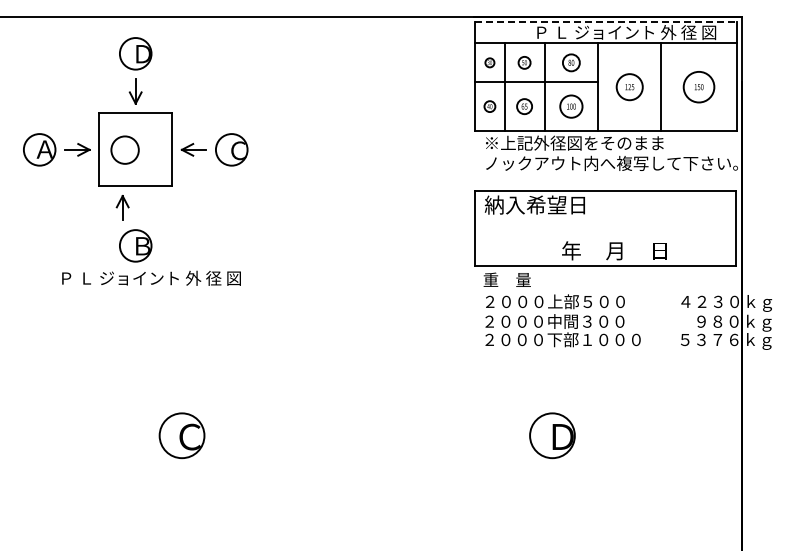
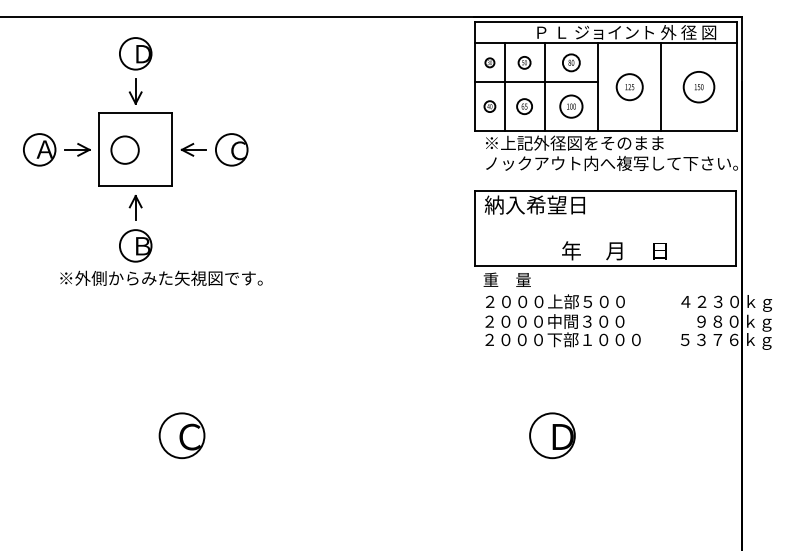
line: dashed -> solid (606, 21)
part position: (122, 207) -> (135, 207) (135, 207)
text: Ｐ Ｌ ジョイント 外 径 図 -> ※外側からみた矢視図です。 (161, 277)
